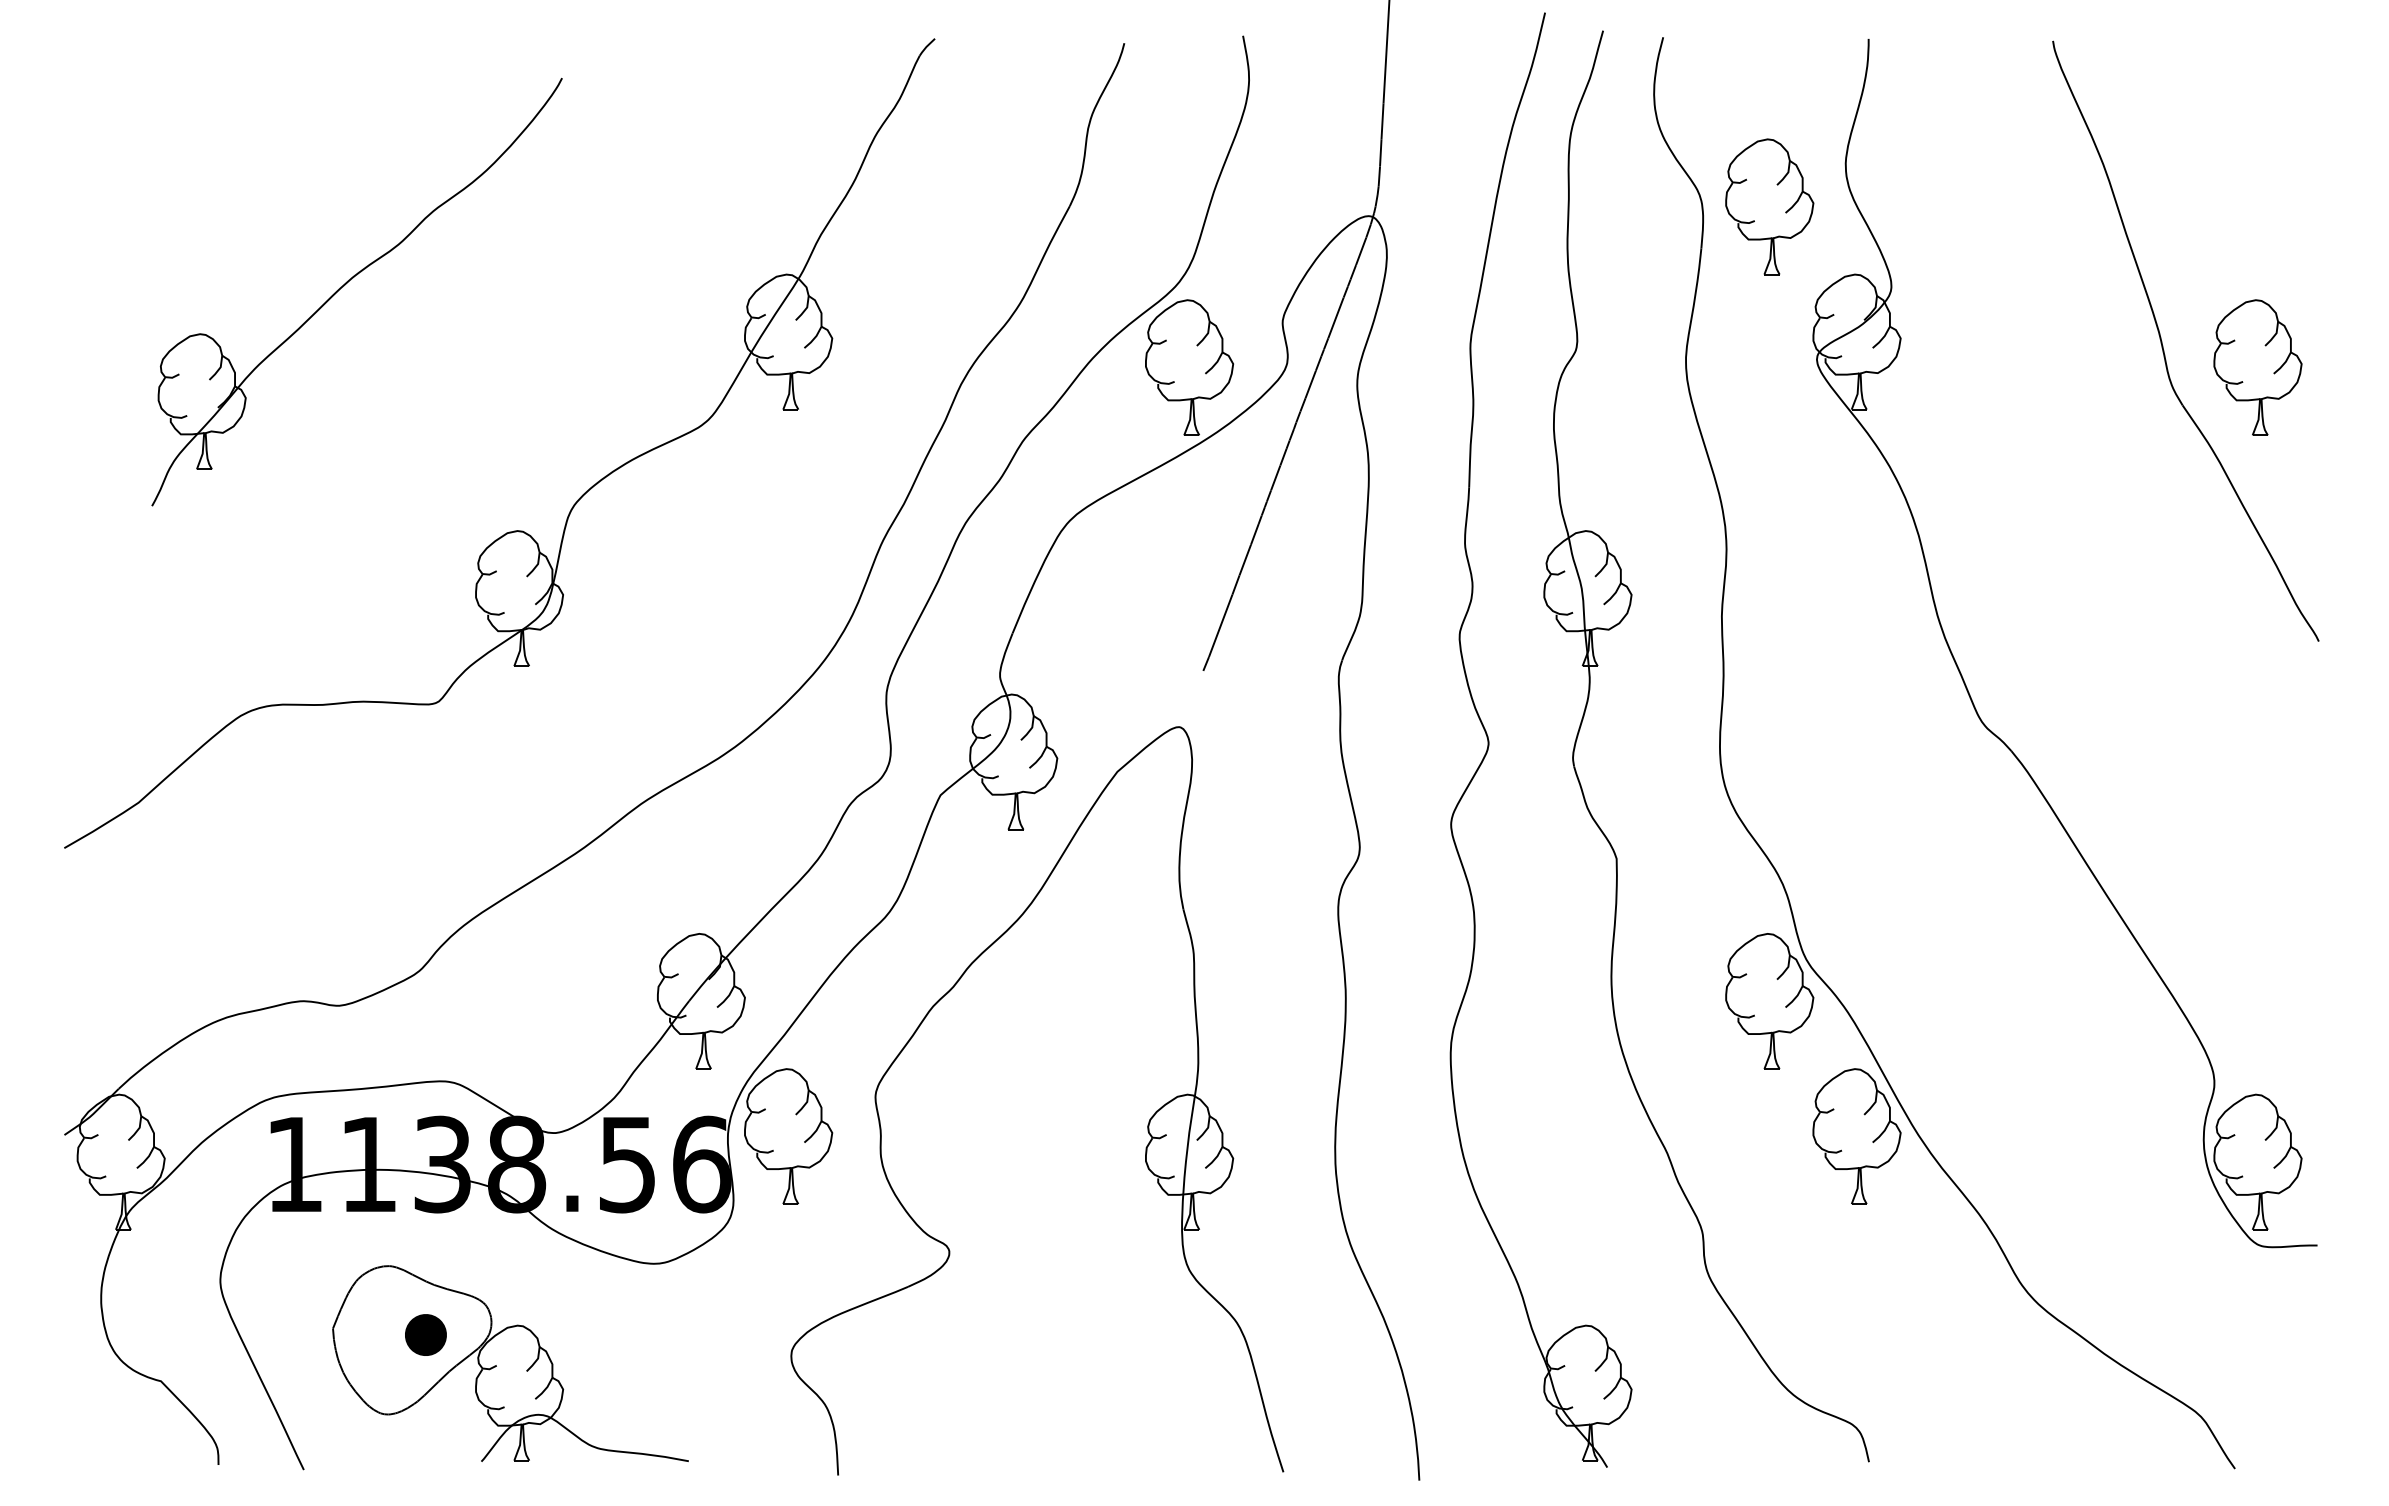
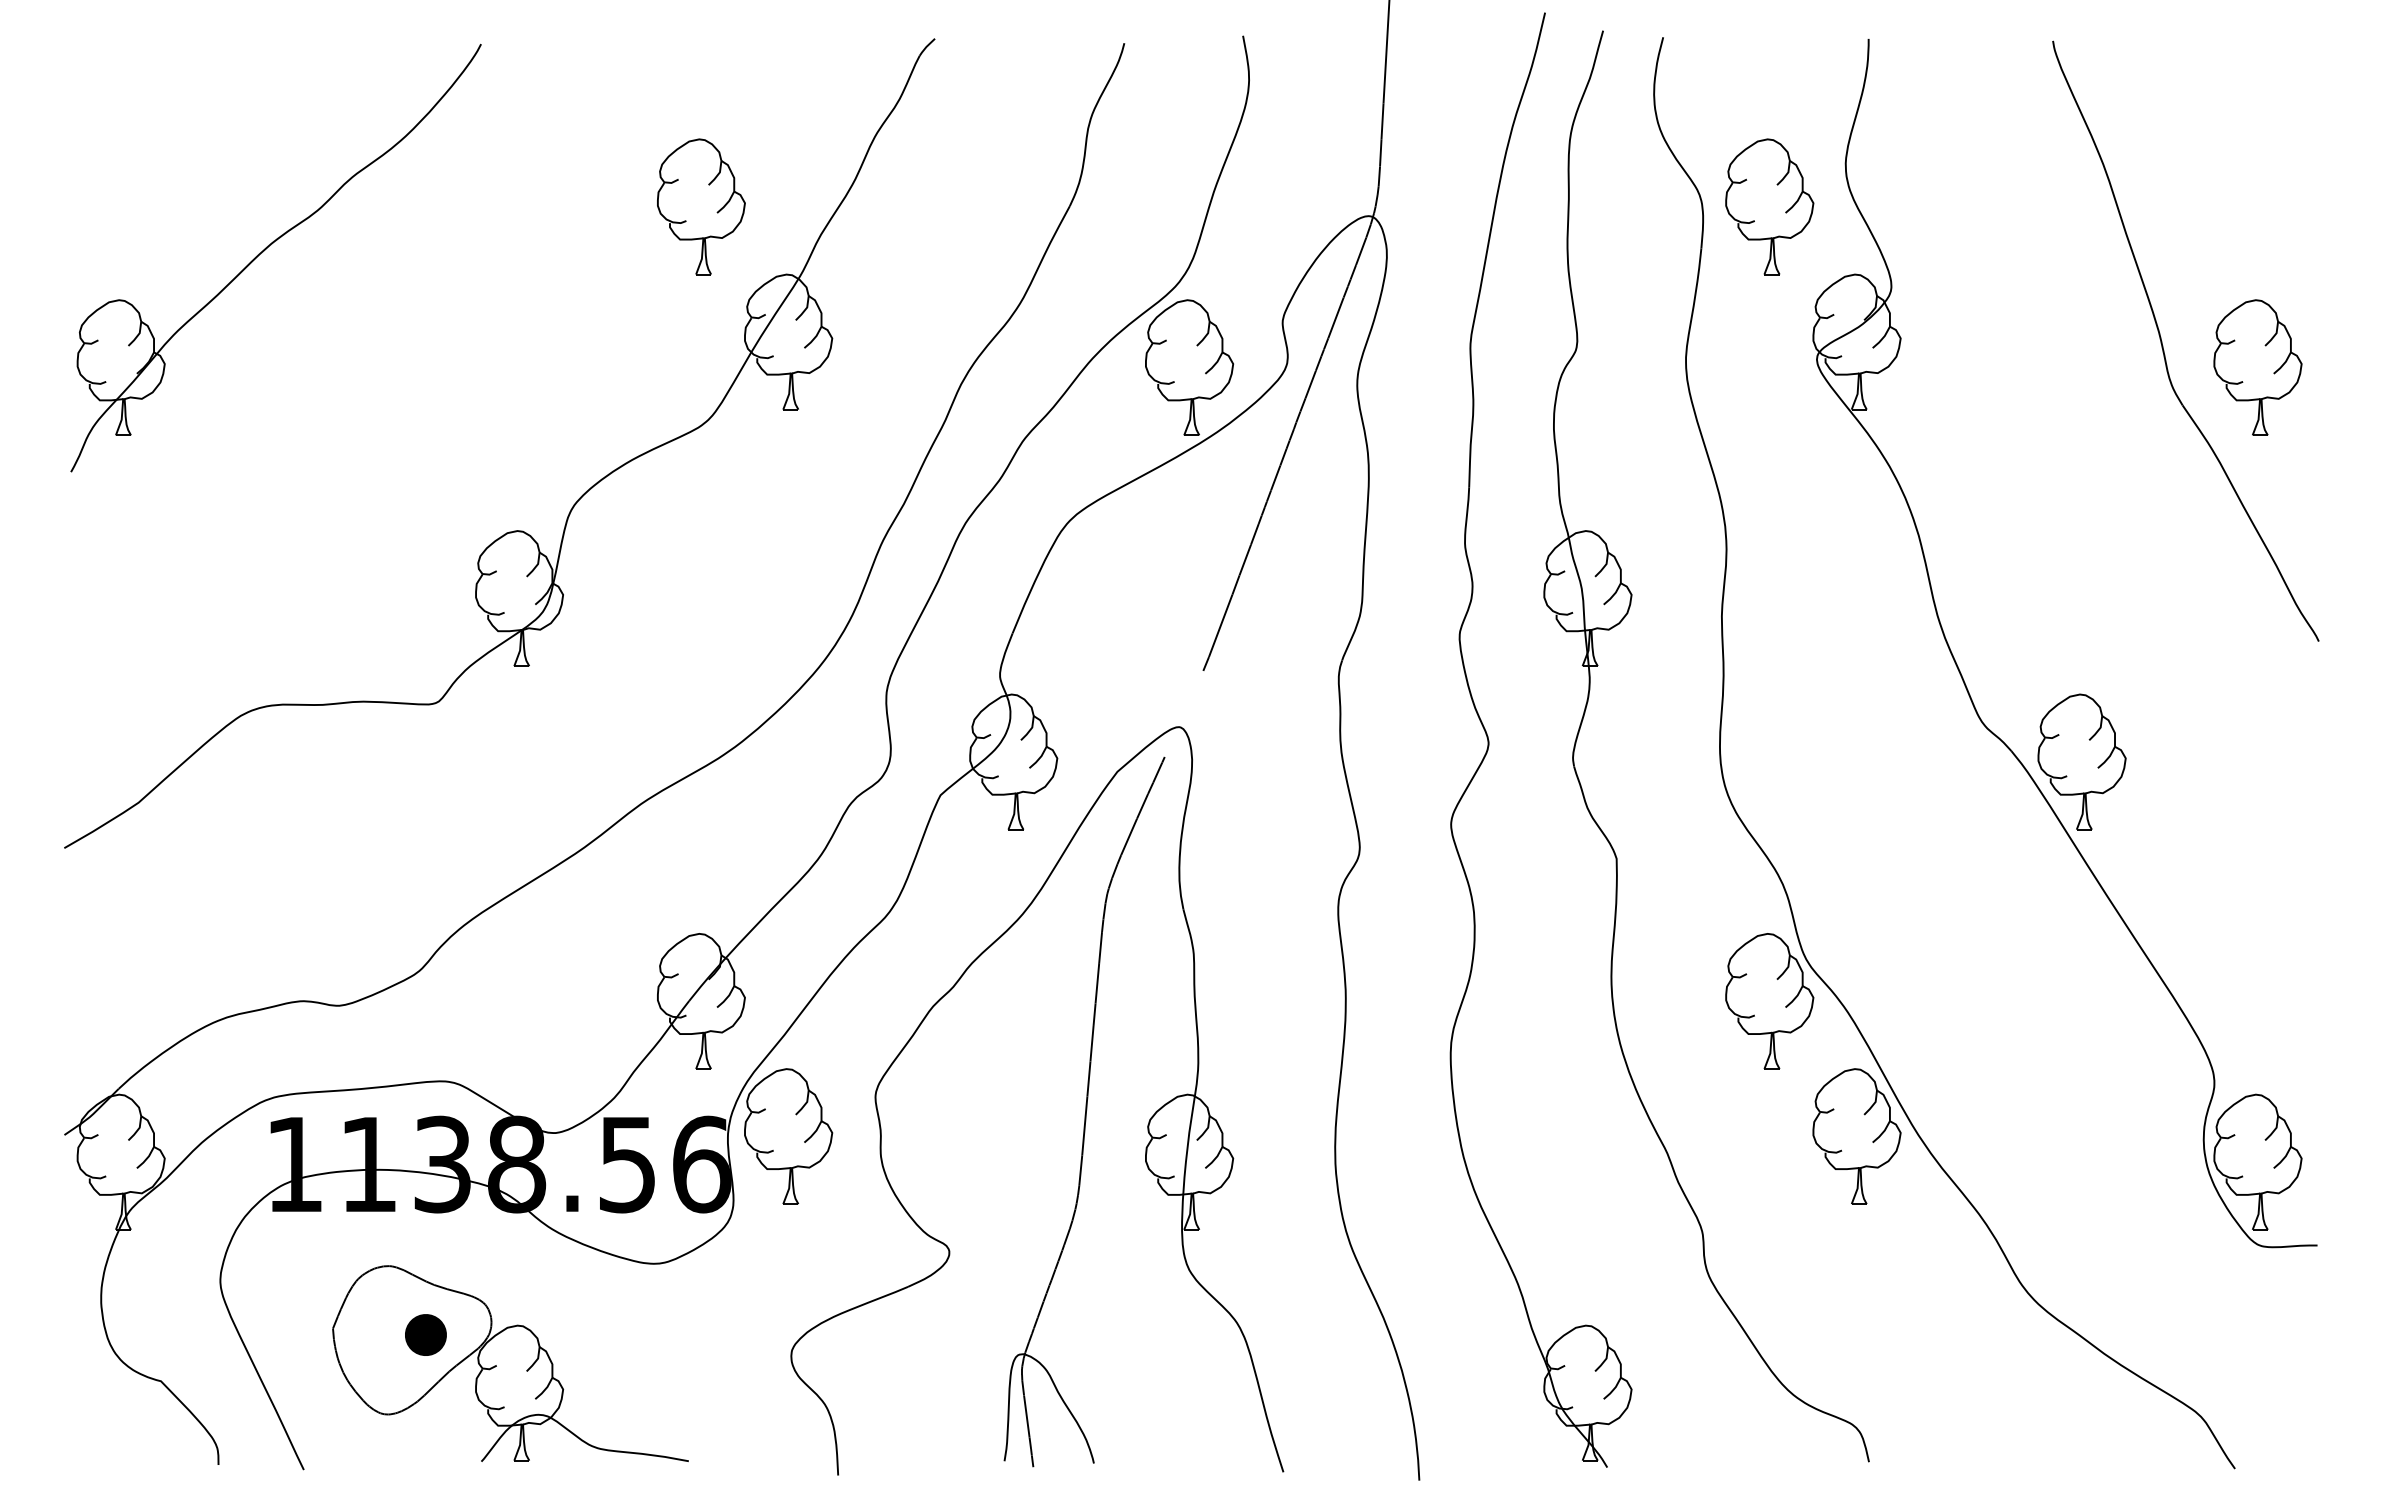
part: none -> present (701, 206)
part position: (348, 282) -> (267, 248) (267, 248)
part: none -> present (2081, 761)
part: none -> present (1084, 1111)
